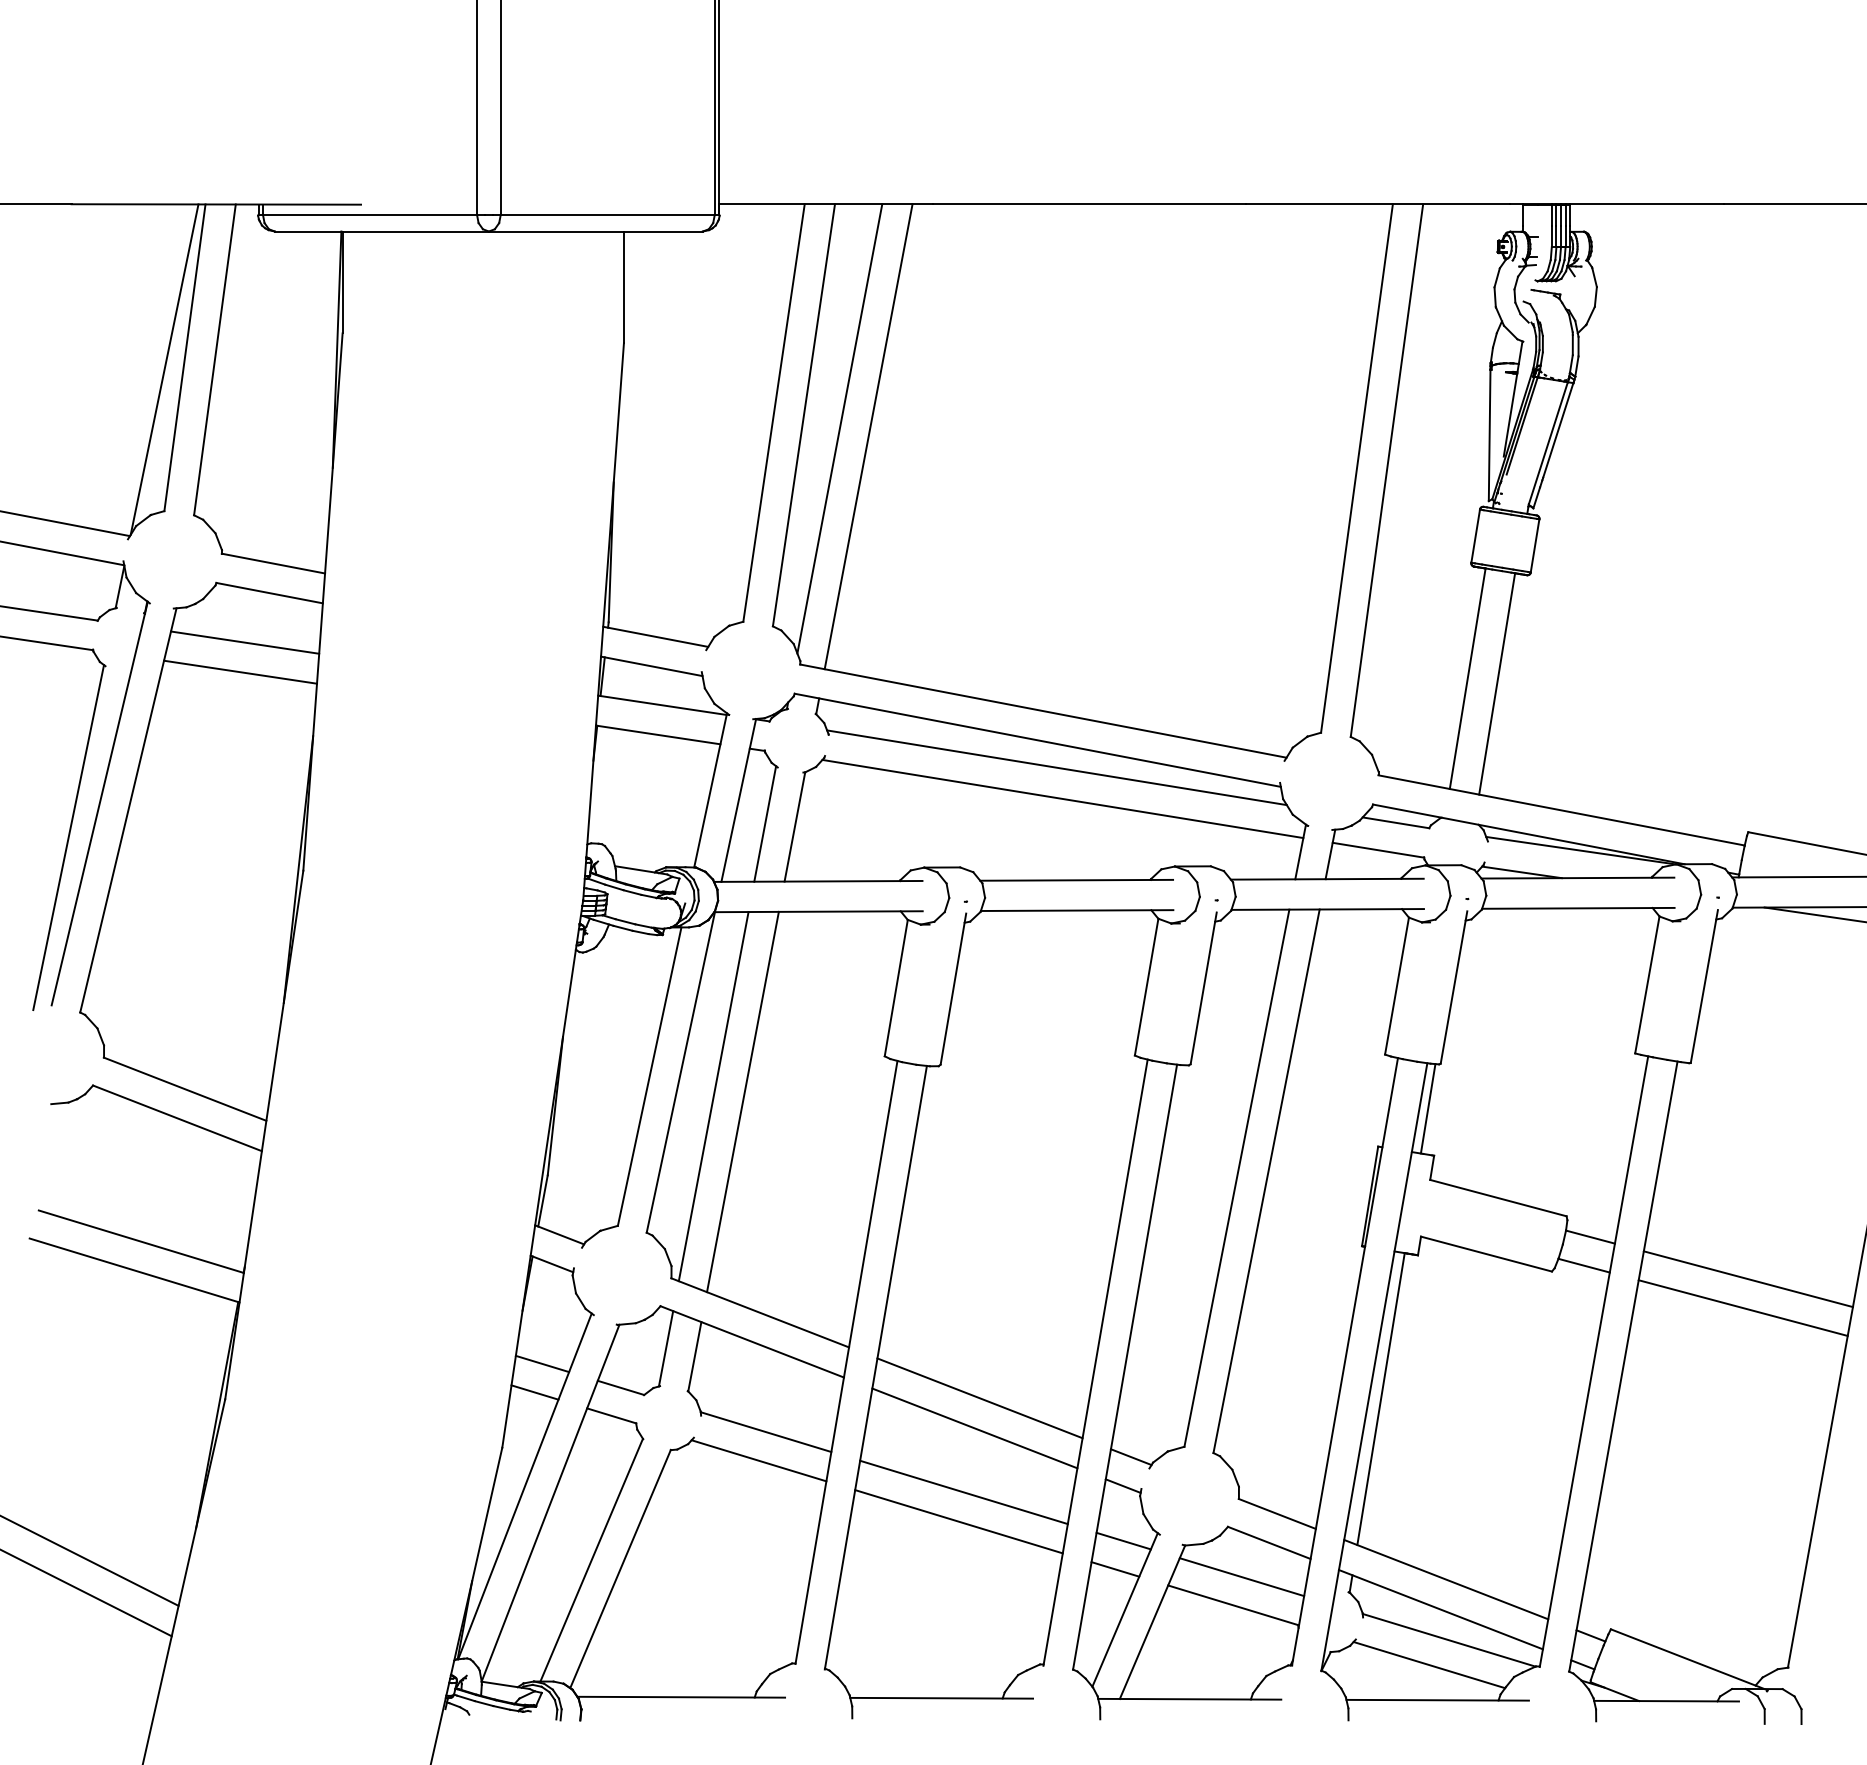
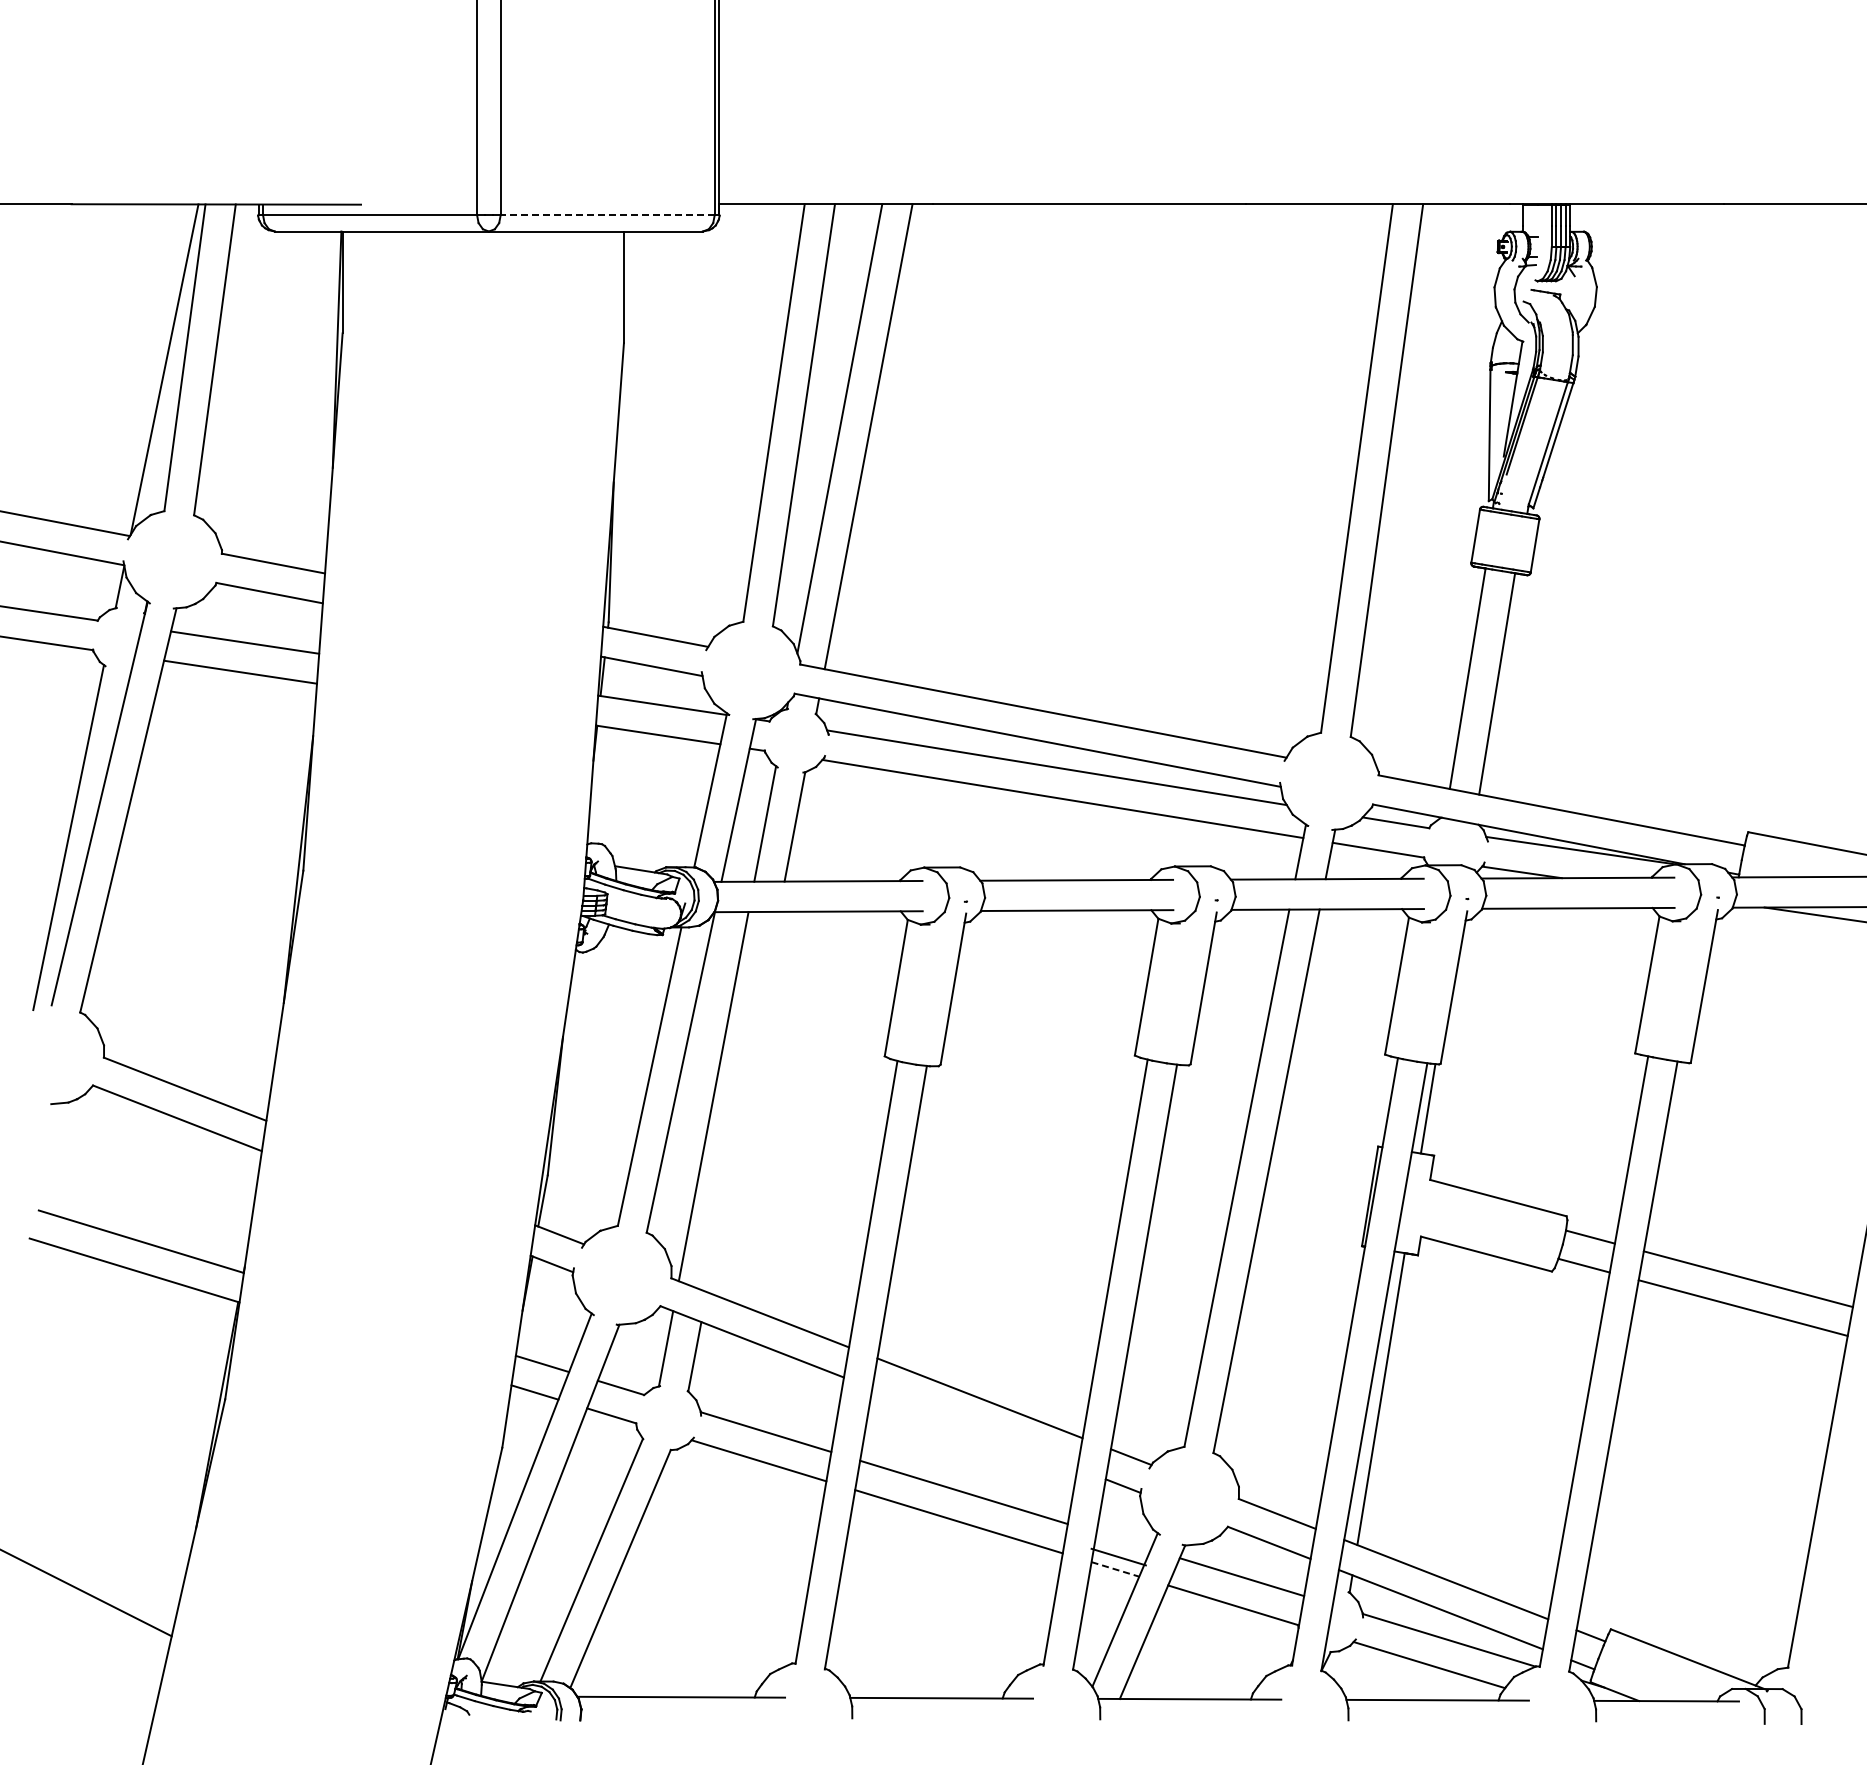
line: solid -> dashed (607, 214)
line: present -> none (742, 1101)
line: present -> none (974, 1428)
line position: (1123, 1540) -> (1118, 1556) (1118, 1556)
line: present -> none (90, 1560)
line: solid -> dashed (1115, 1569)
